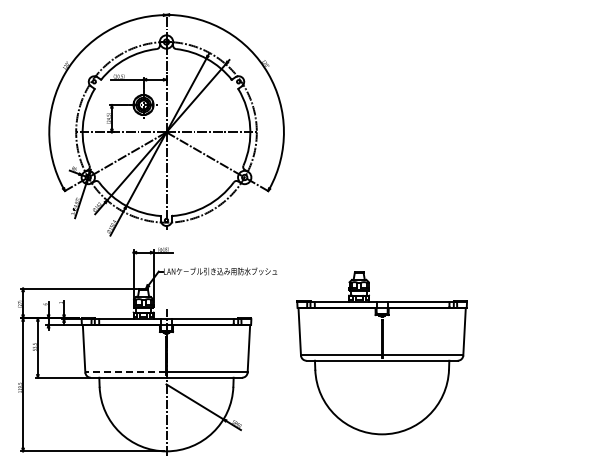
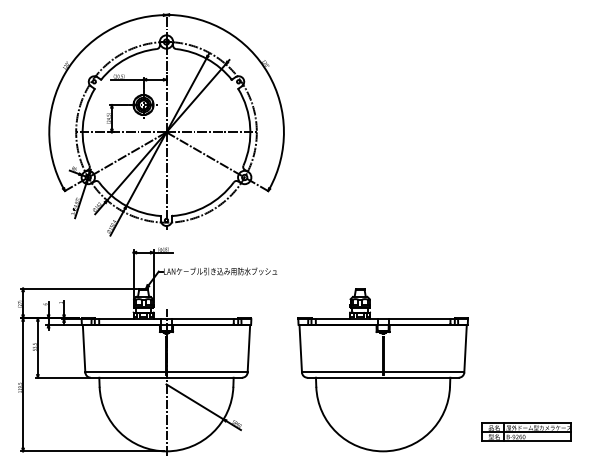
part position: (381, 353) -> (382, 370) (382, 370)
line: dashed -> solid (125, 372)
part: none -> present (526, 431)
